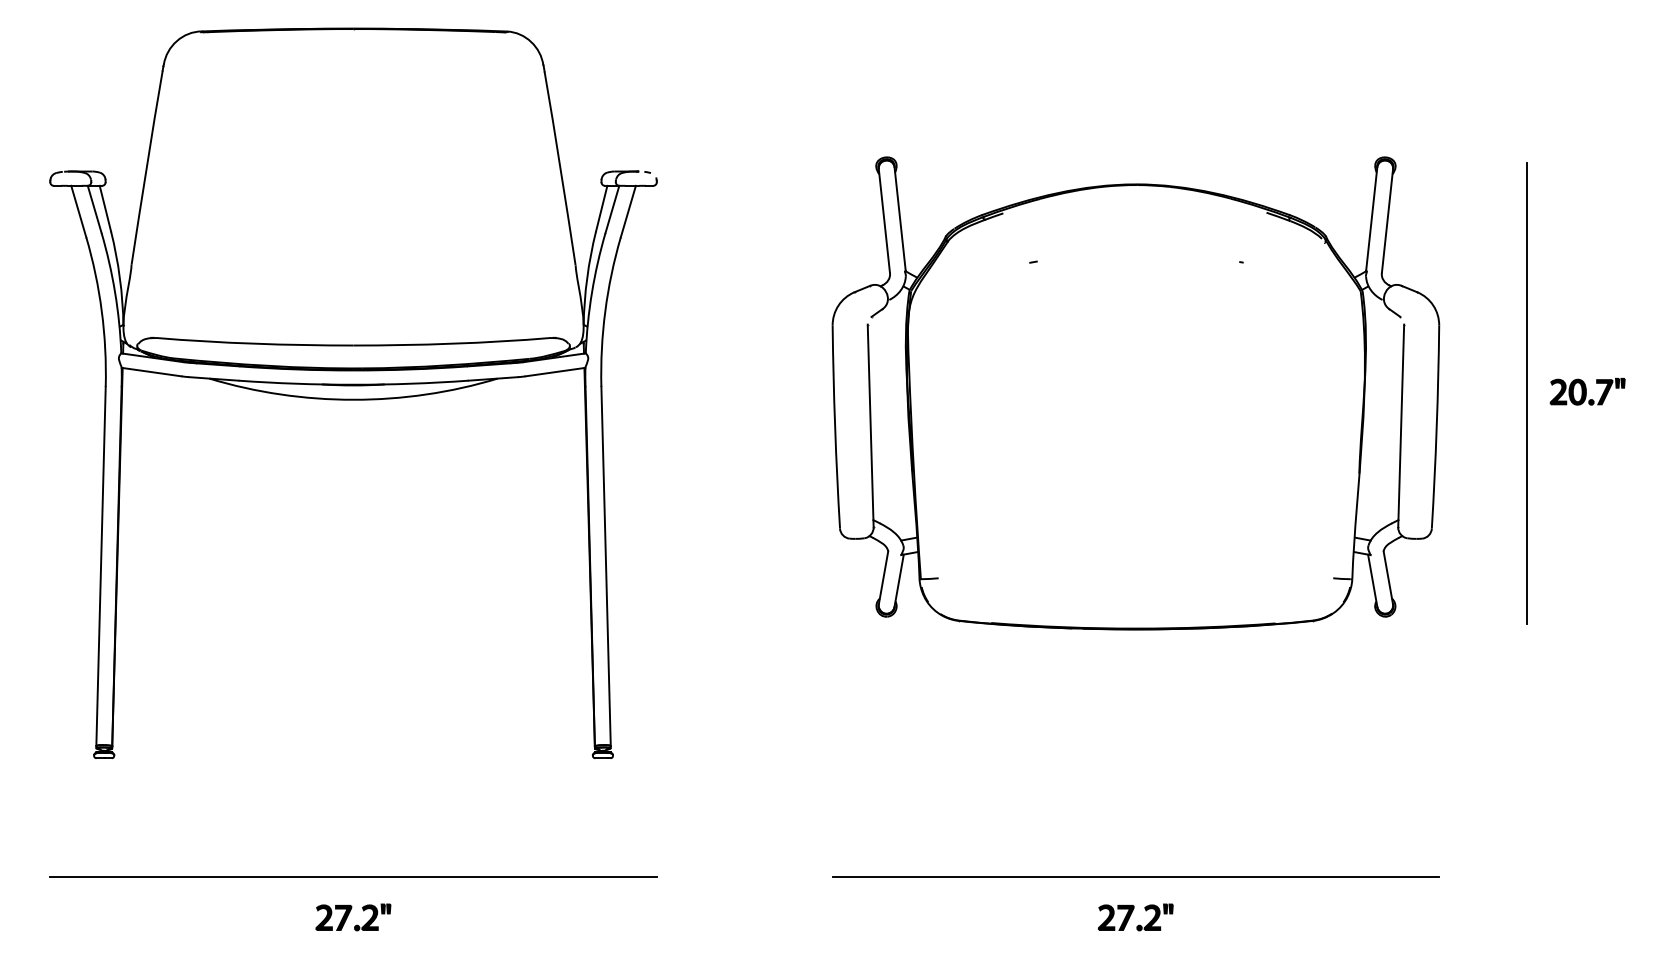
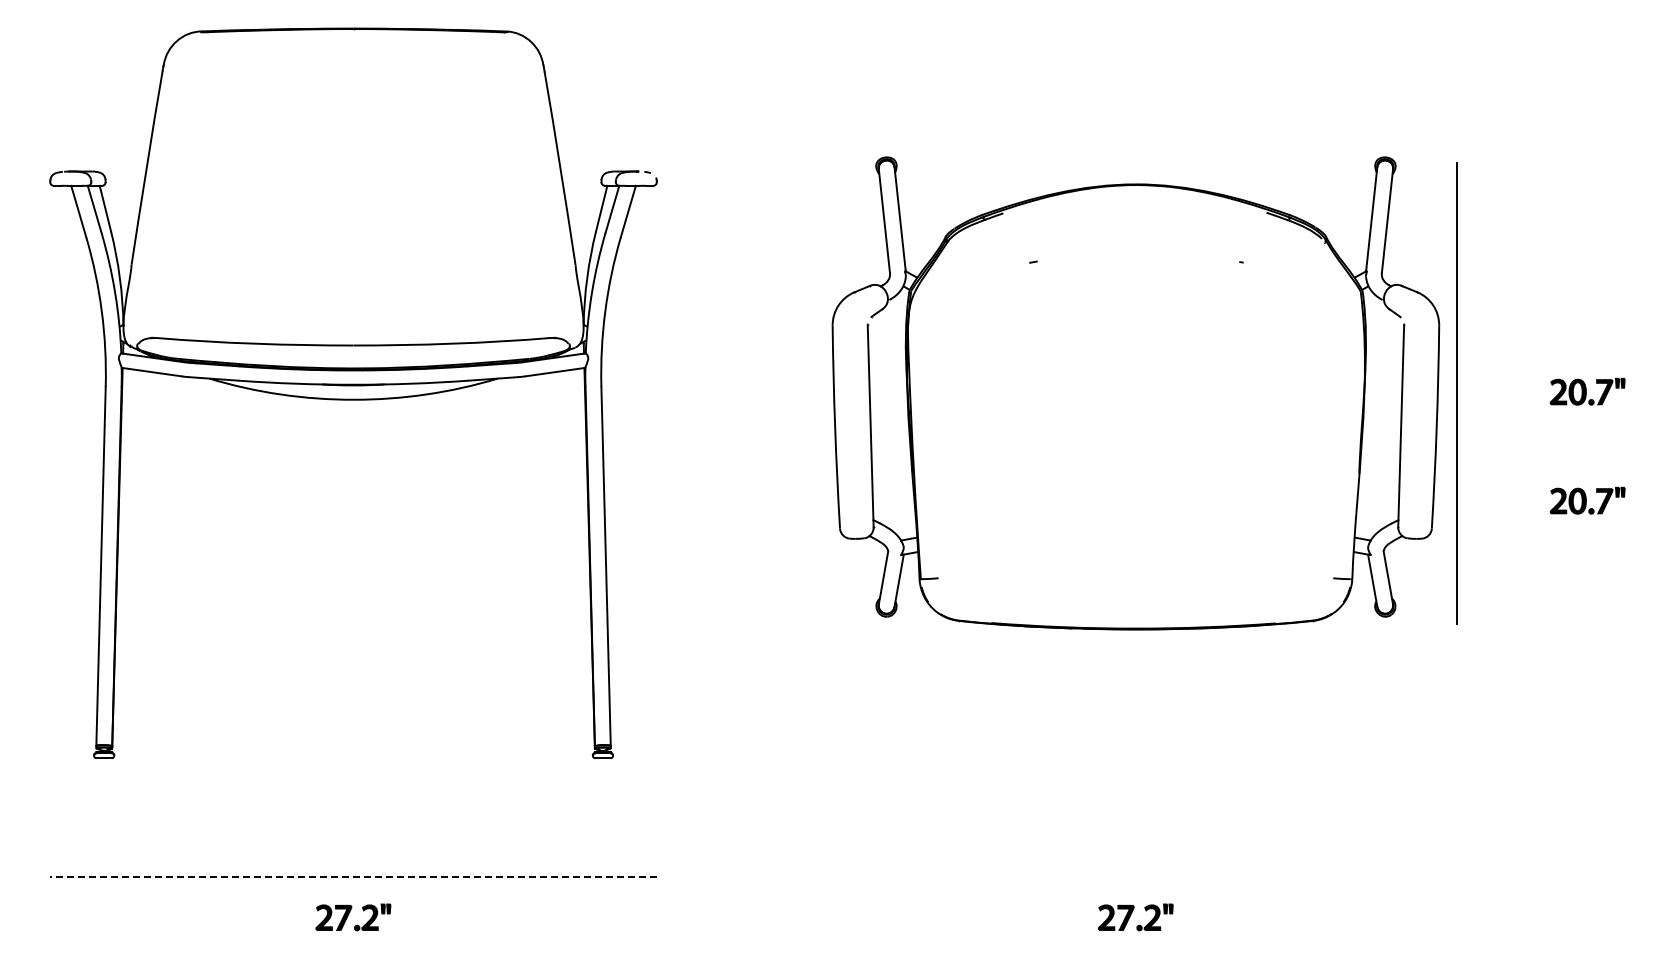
line position: (1526, 393) -> (1456, 393) (1456, 393)
part: none -> present (1587, 500)
line: solid -> dashed (353, 876)
line: present -> none (1135, 876)
